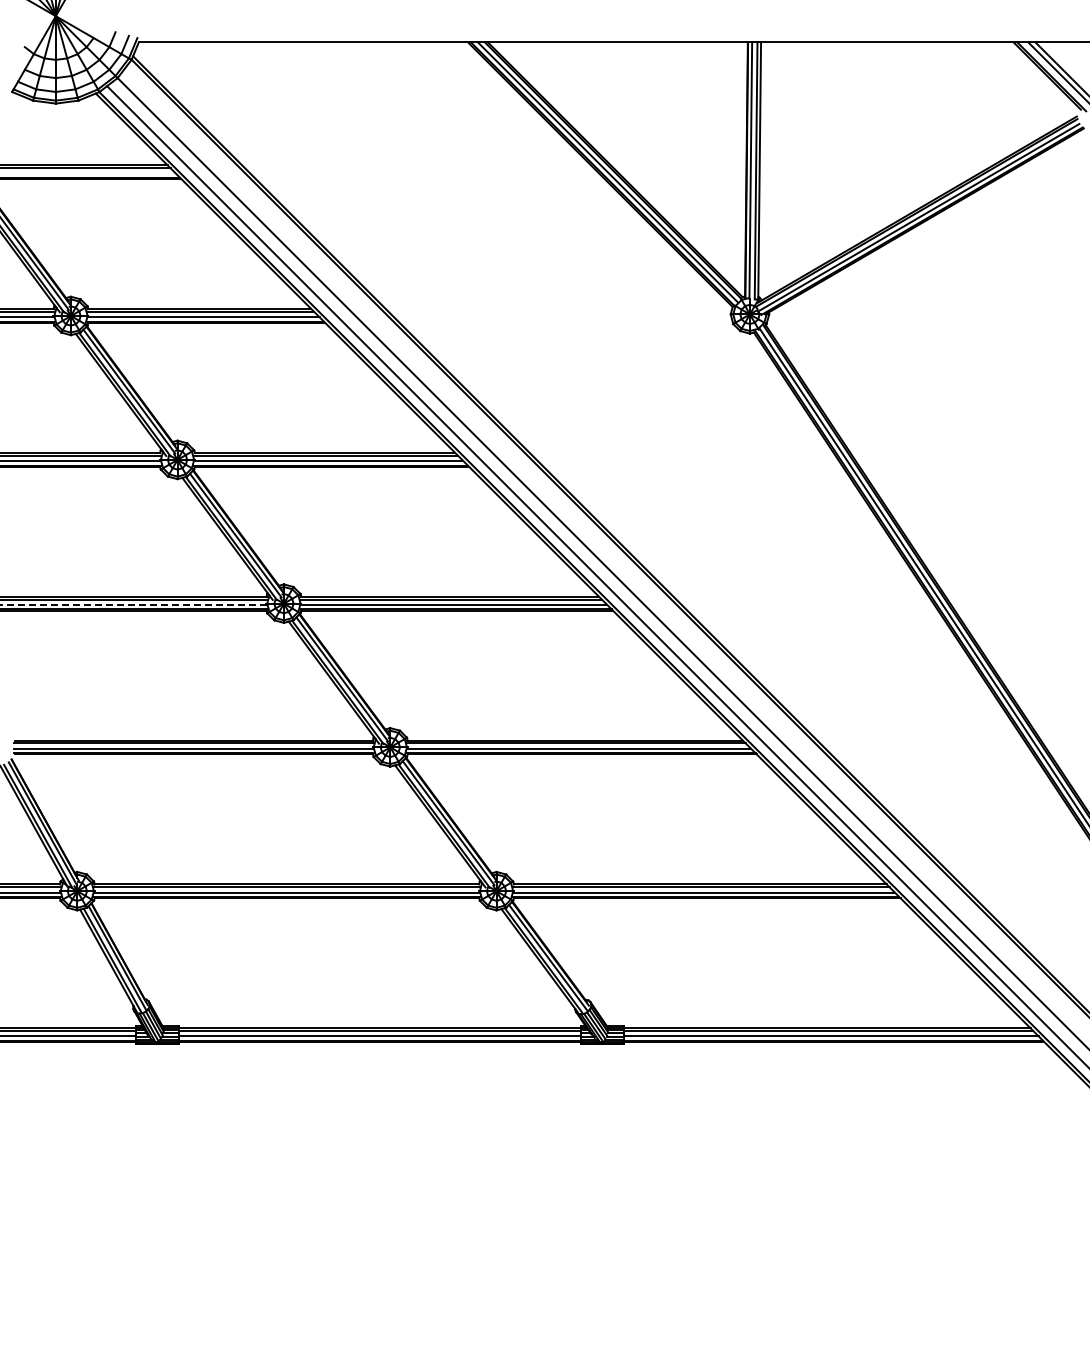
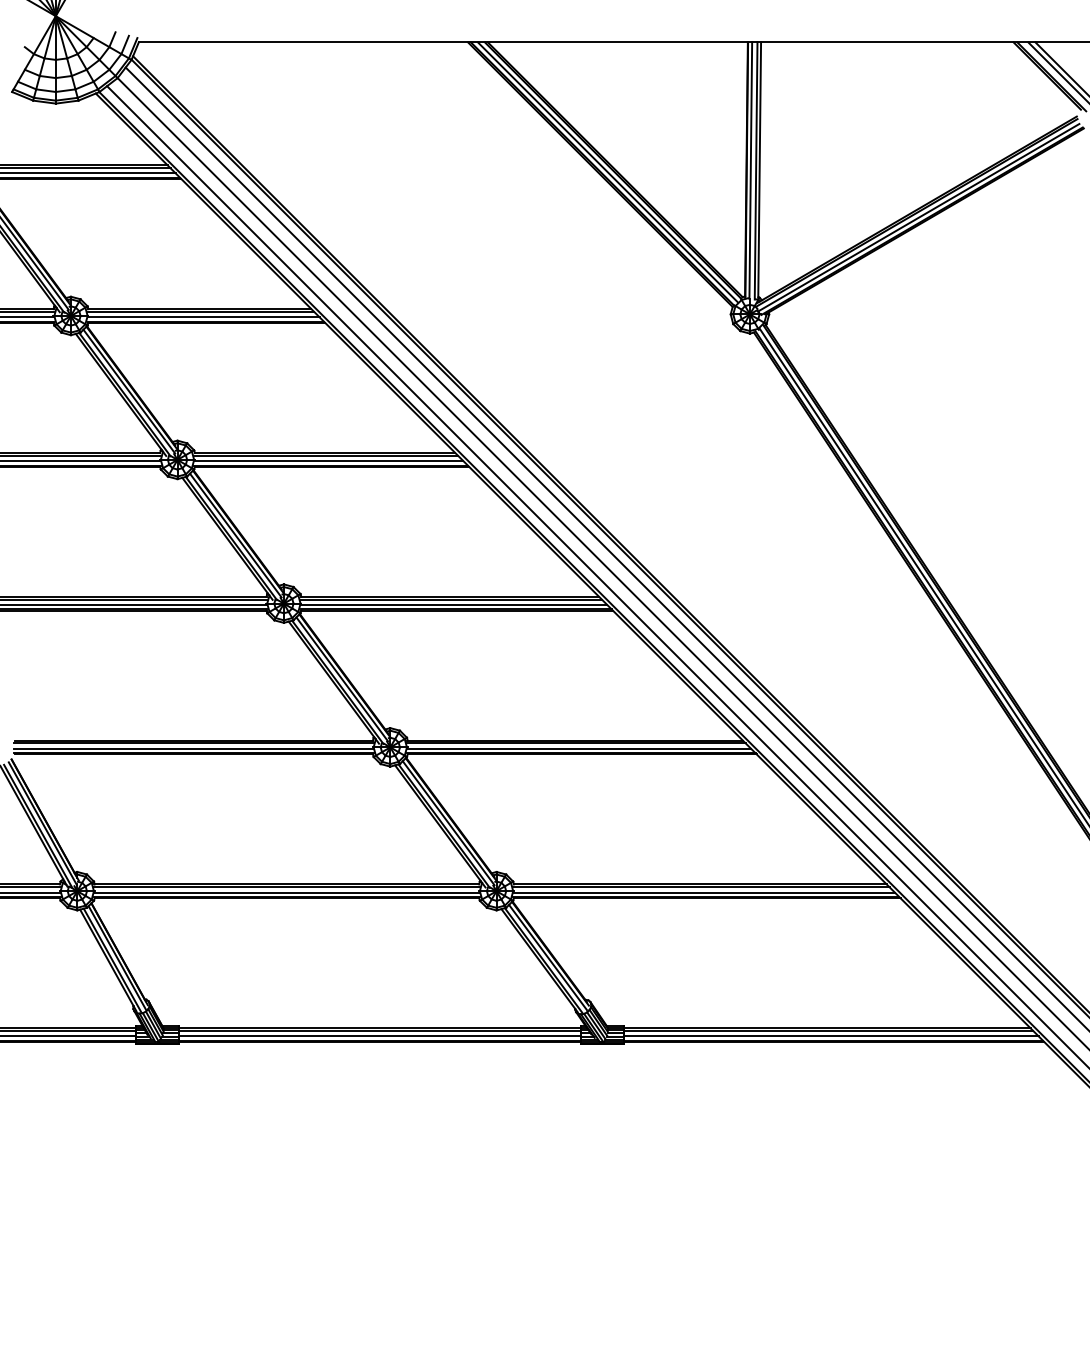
line: none -> present (88, 173)
line: none -> present (605, 547)
line: dashed -> solid (133, 604)
